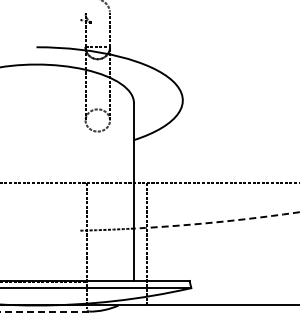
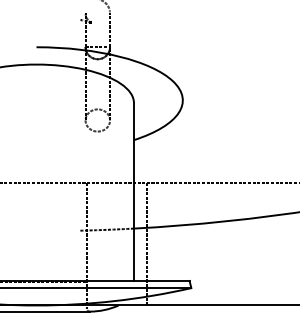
arc: dashed -> solid (217, 222)
line: dashed -> solid (44, 311)
